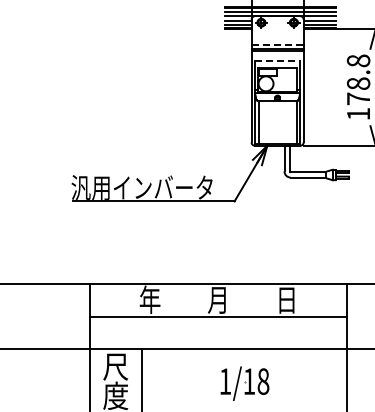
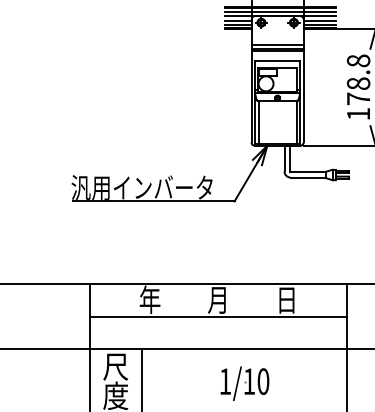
line: dashed -> solid (278, 44)
line: dashed -> solid (278, 61)
text: 1/18 -> 1/10 (263, 381)
